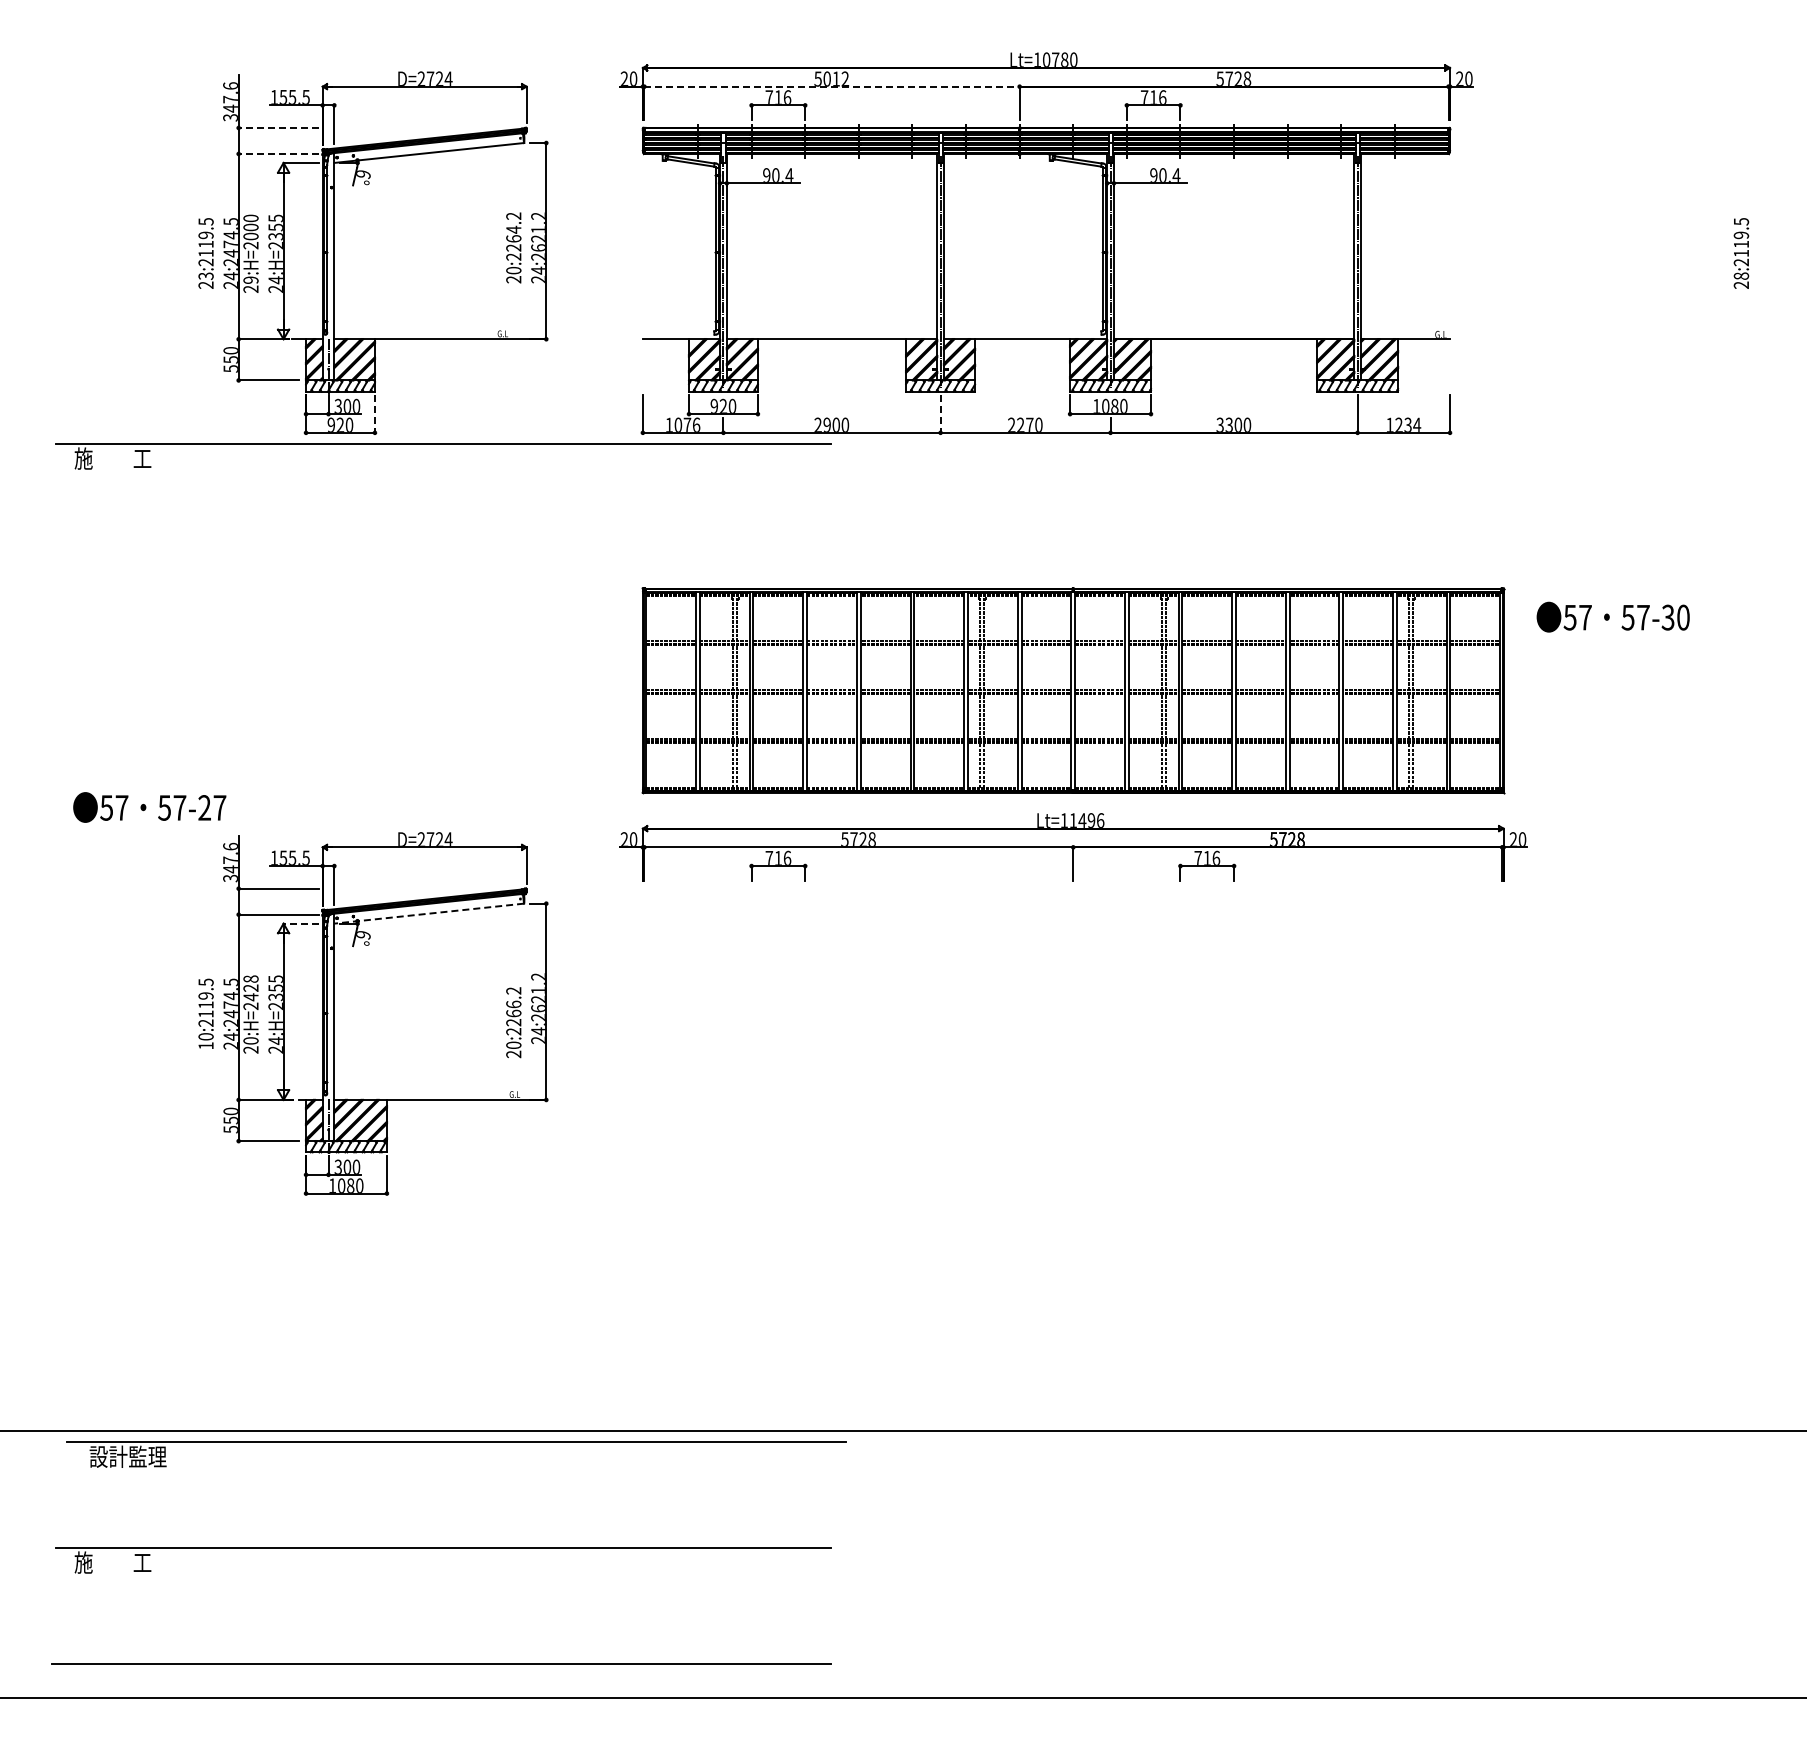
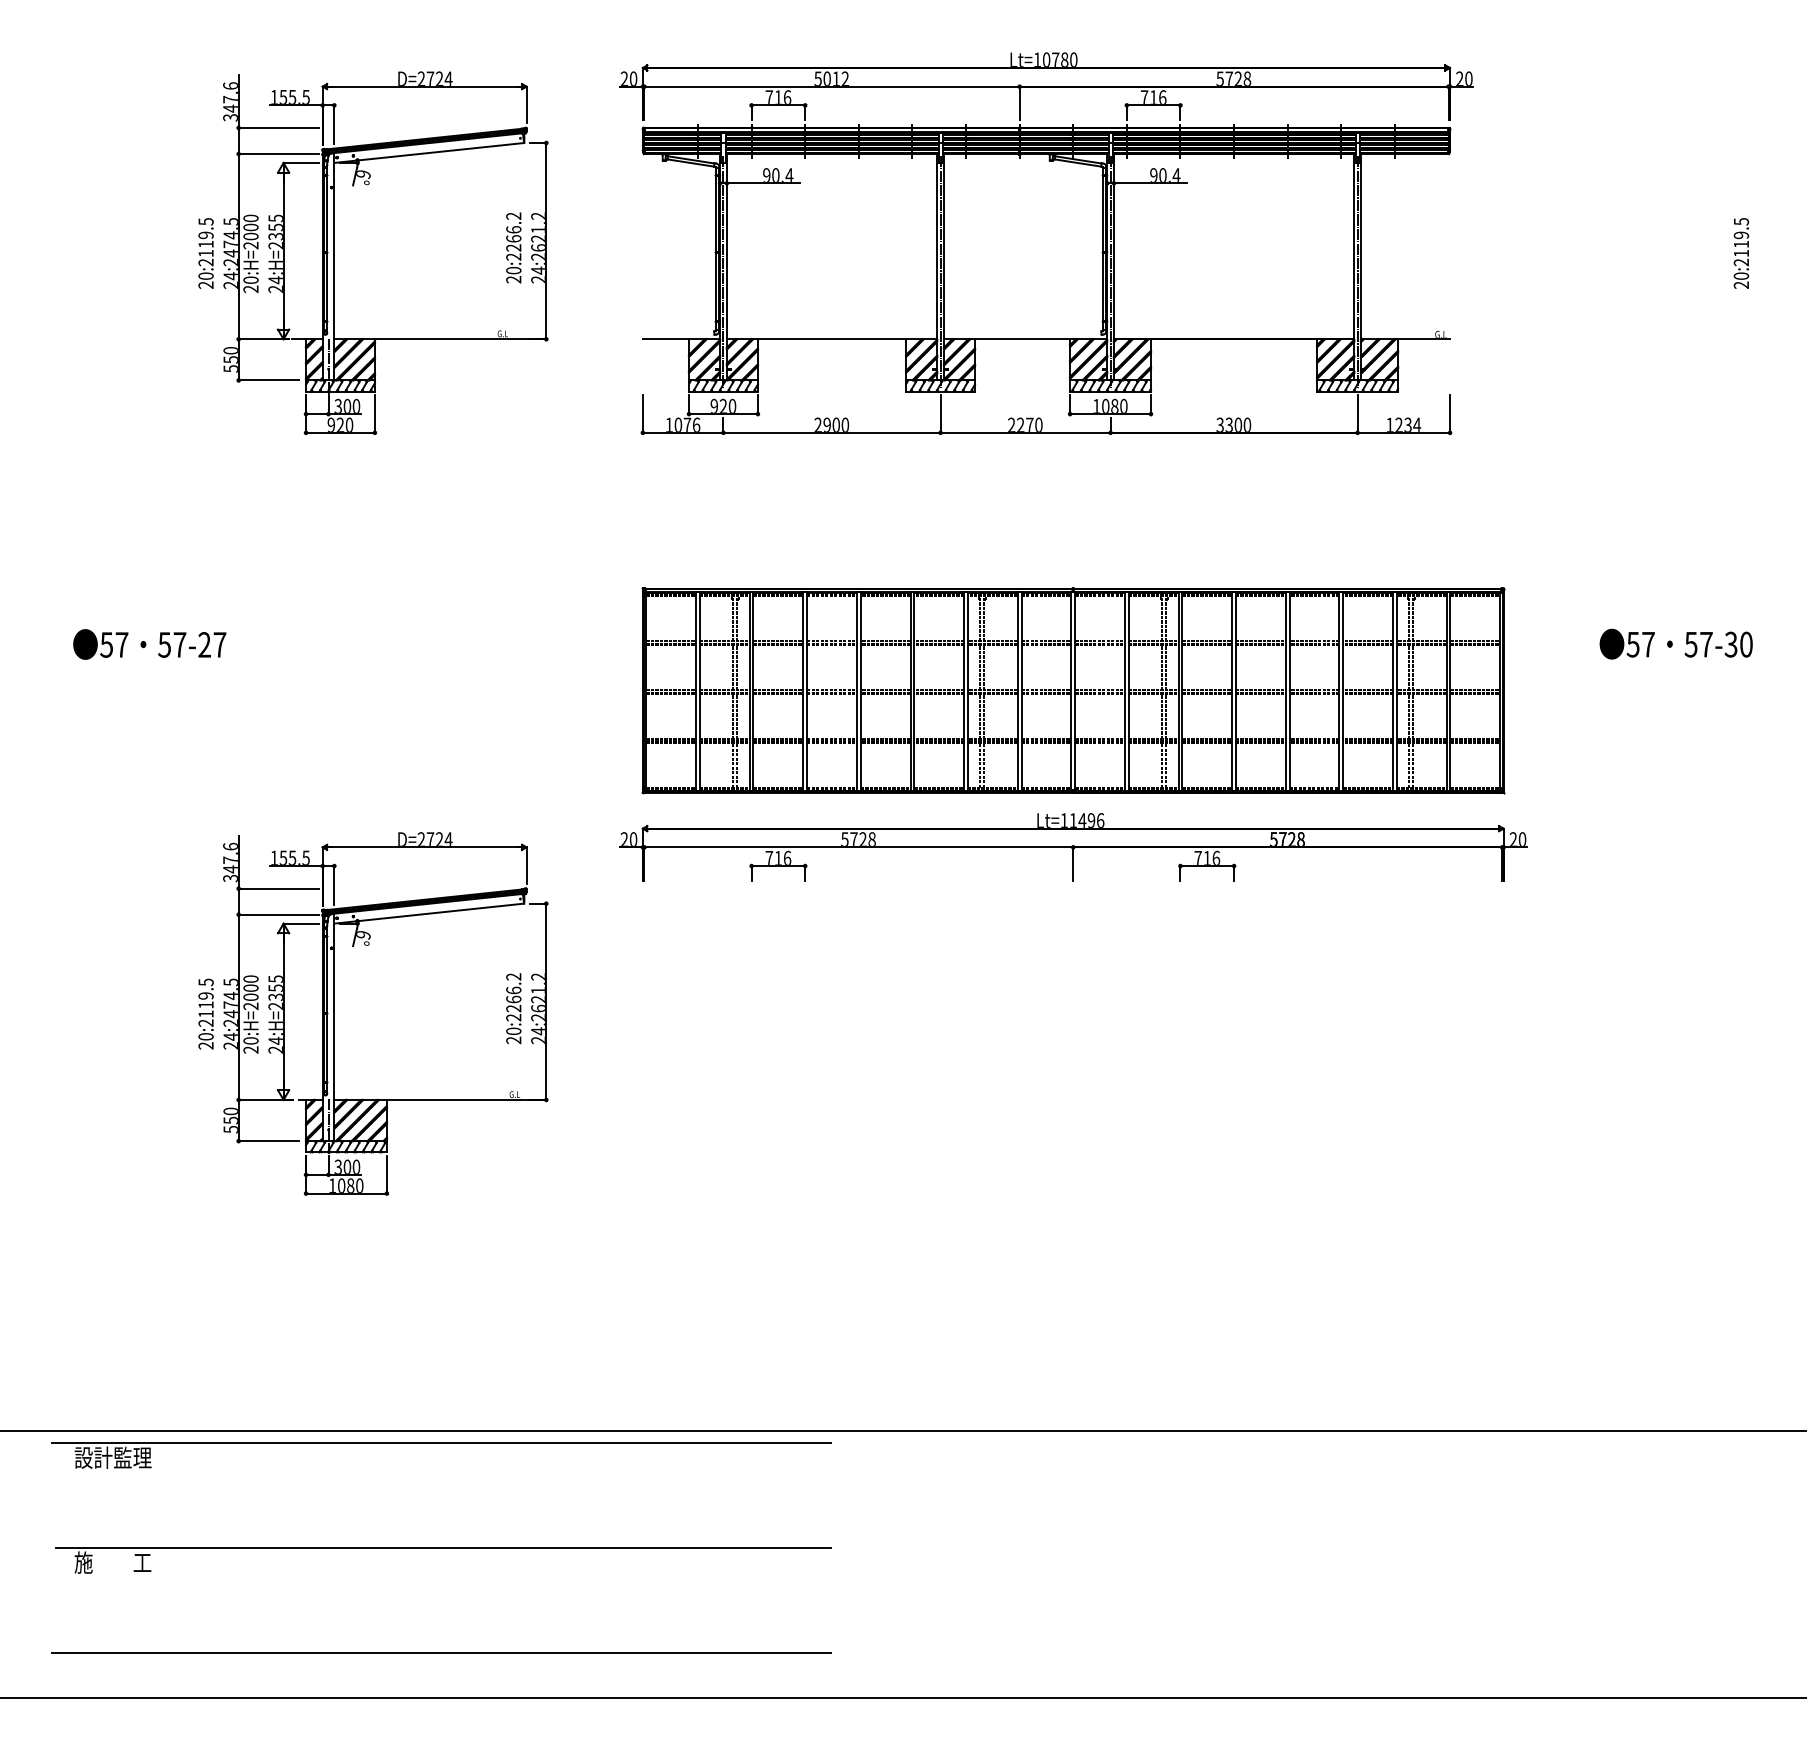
line: dashed -> solid (832, 86)
line: dashed -> solid (278, 127)
line: dashed -> solid (278, 153)
text: 20:2264.2 -> 20:2266.2 (513, 229)
text: 23:2119.5 -> 20:2119.5 (205, 275)
text: 28:2119.5 -> 20:2119.5 (1741, 275)
text: 29:H=2000 -> 20:H=2000 (250, 279)
line: dashed -> solid (374, 414)
line: dashed -> solid (940, 414)
part: present -> none (443, 444)
text position: (1612, 616) -> (1675, 643) (1675, 643)
text position: (149, 807) -> (149, 644) (149, 644)
line: dashed -> solid (428, 913)
line: dashed -> solid (301, 923)
text: 20:H=2428 -> 20:H=2000 (250, 988)
text position: (513, 1022) -> (513, 1008) (513, 1008)
text: 10:2119.5 -> 20:2119.5 (205, 1045)
part position: (456, 1442) -> (441, 1443) (441, 1443)
line position: (441, 1663) -> (441, 1652) (441, 1652)
